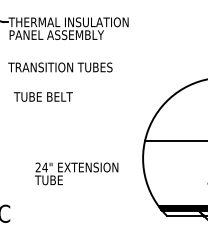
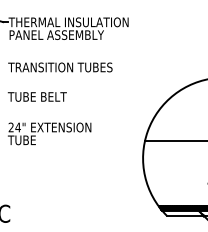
text position: (42, 96) -> (36, 96) (36, 96)
text position: (76, 173) -> (49, 133) (49, 133)
